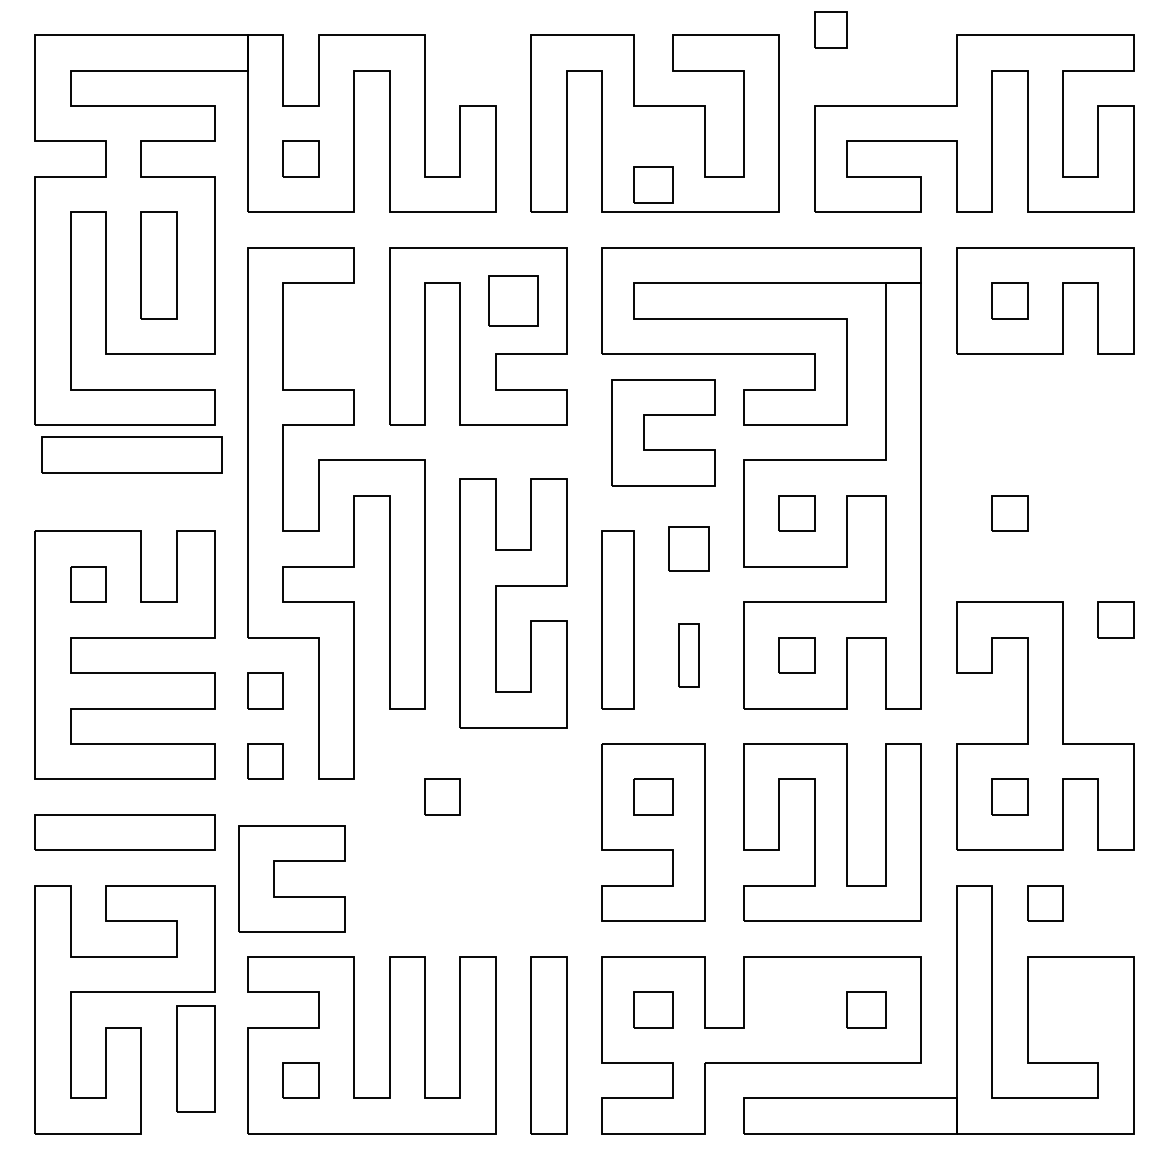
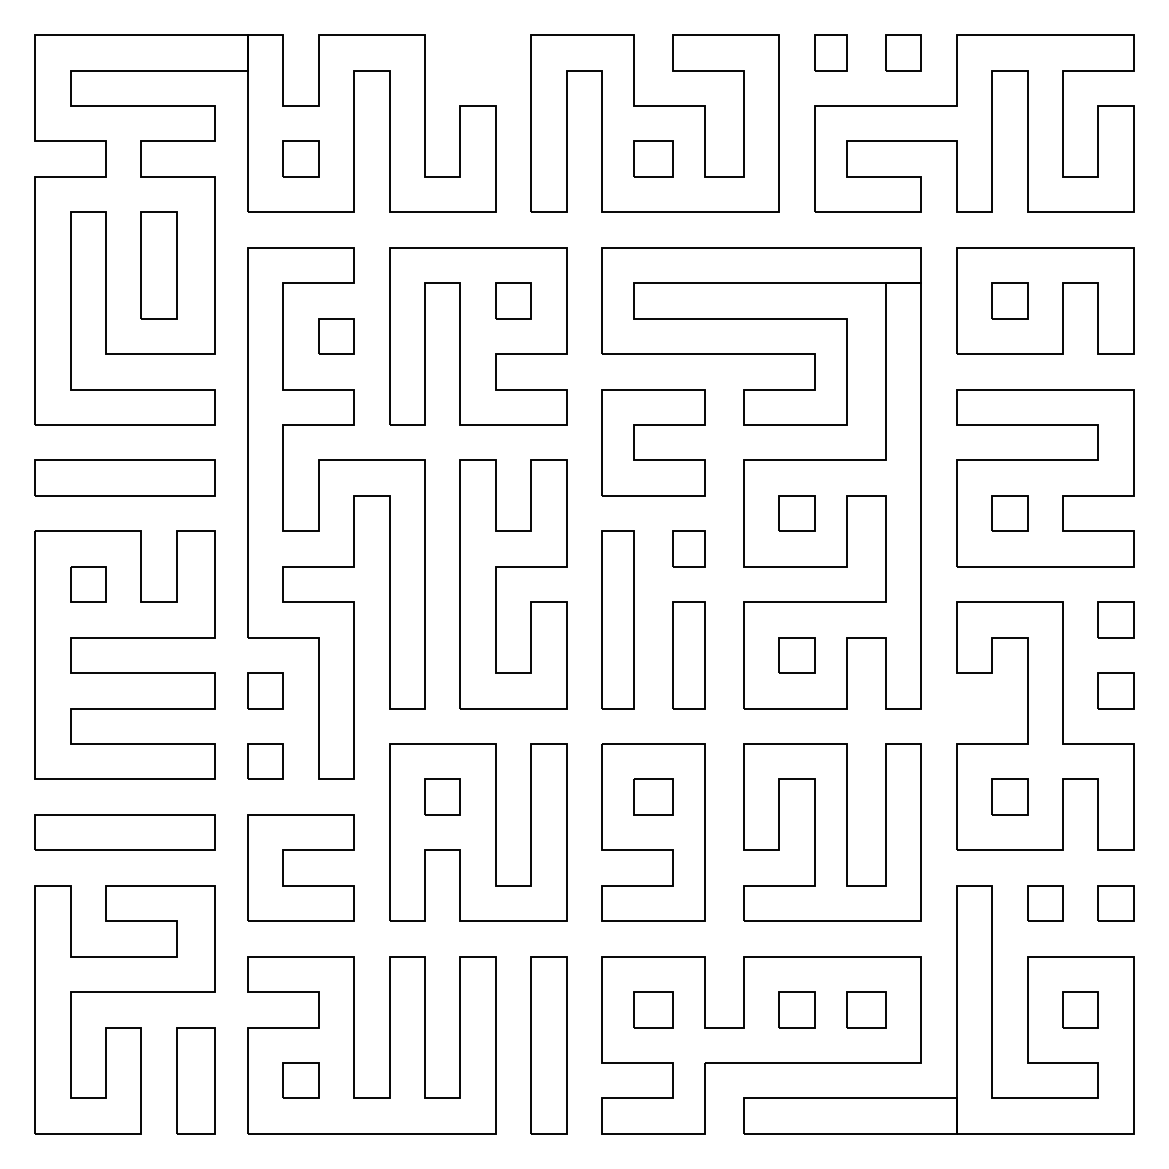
part position: (830, 29) -> (830, 52) (830, 52)
part: none -> present (903, 52)
part position: (653, 184) -> (653, 158) (653, 158)
part size: 51x52 px -> 37x38 px (513, 300)
part: none -> present (336, 336)
part position: (663, 415) -> (653, 425) (653, 425)
part position: (131, 454) -> (124, 477) (124, 477)
part: none -> present (1045, 478)
part size: 42x46 px -> 34x38 px (688, 548)
part position: (513, 586) -> (513, 567) (513, 567)
part size: 22x65 px -> 34x109 px (688, 655)
part: none -> present (1115, 690)
part: none -> present (478, 832)
part position: (291, 861) -> (300, 850) (300, 850)
part: none -> present (1115, 903)
part: none -> present (796, 1009)
part: none -> present (1080, 1009)
part position: (195, 1058) -> (195, 1080) (195, 1080)
